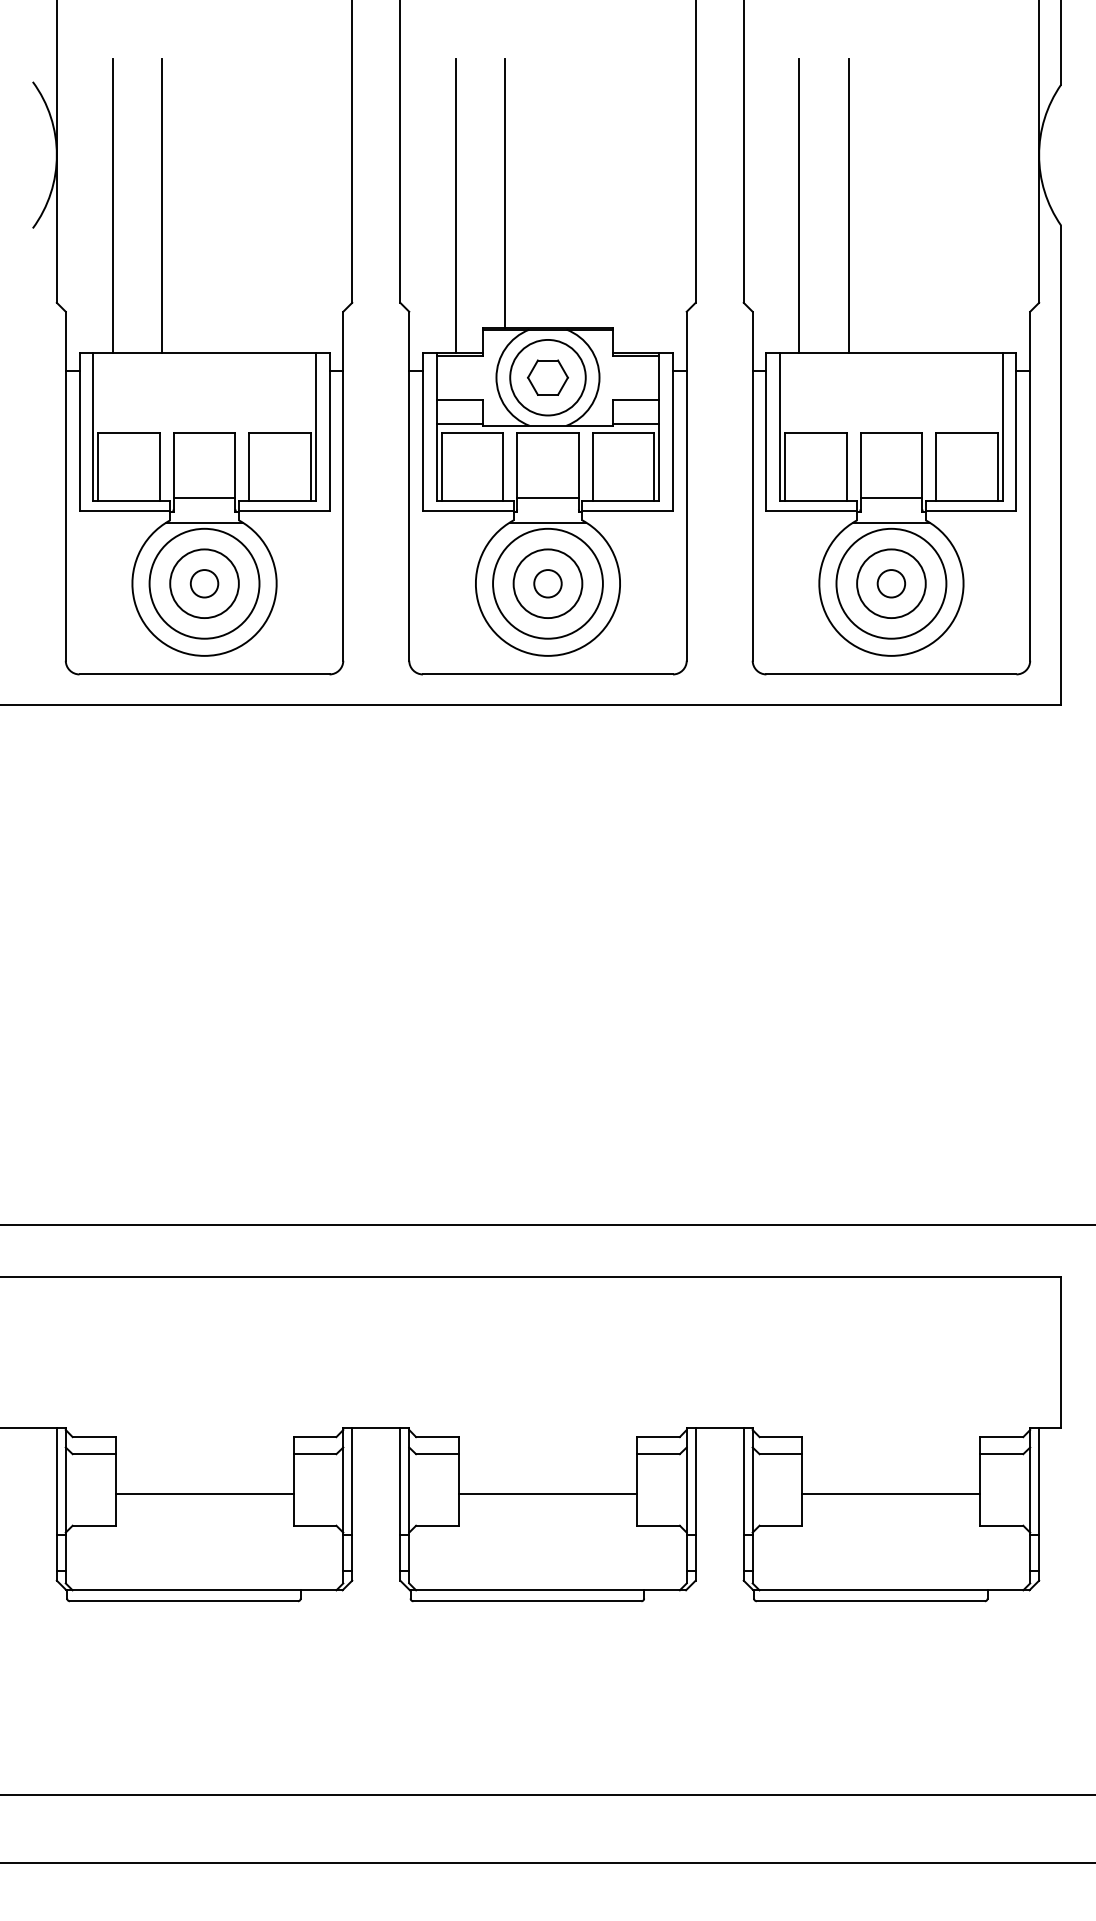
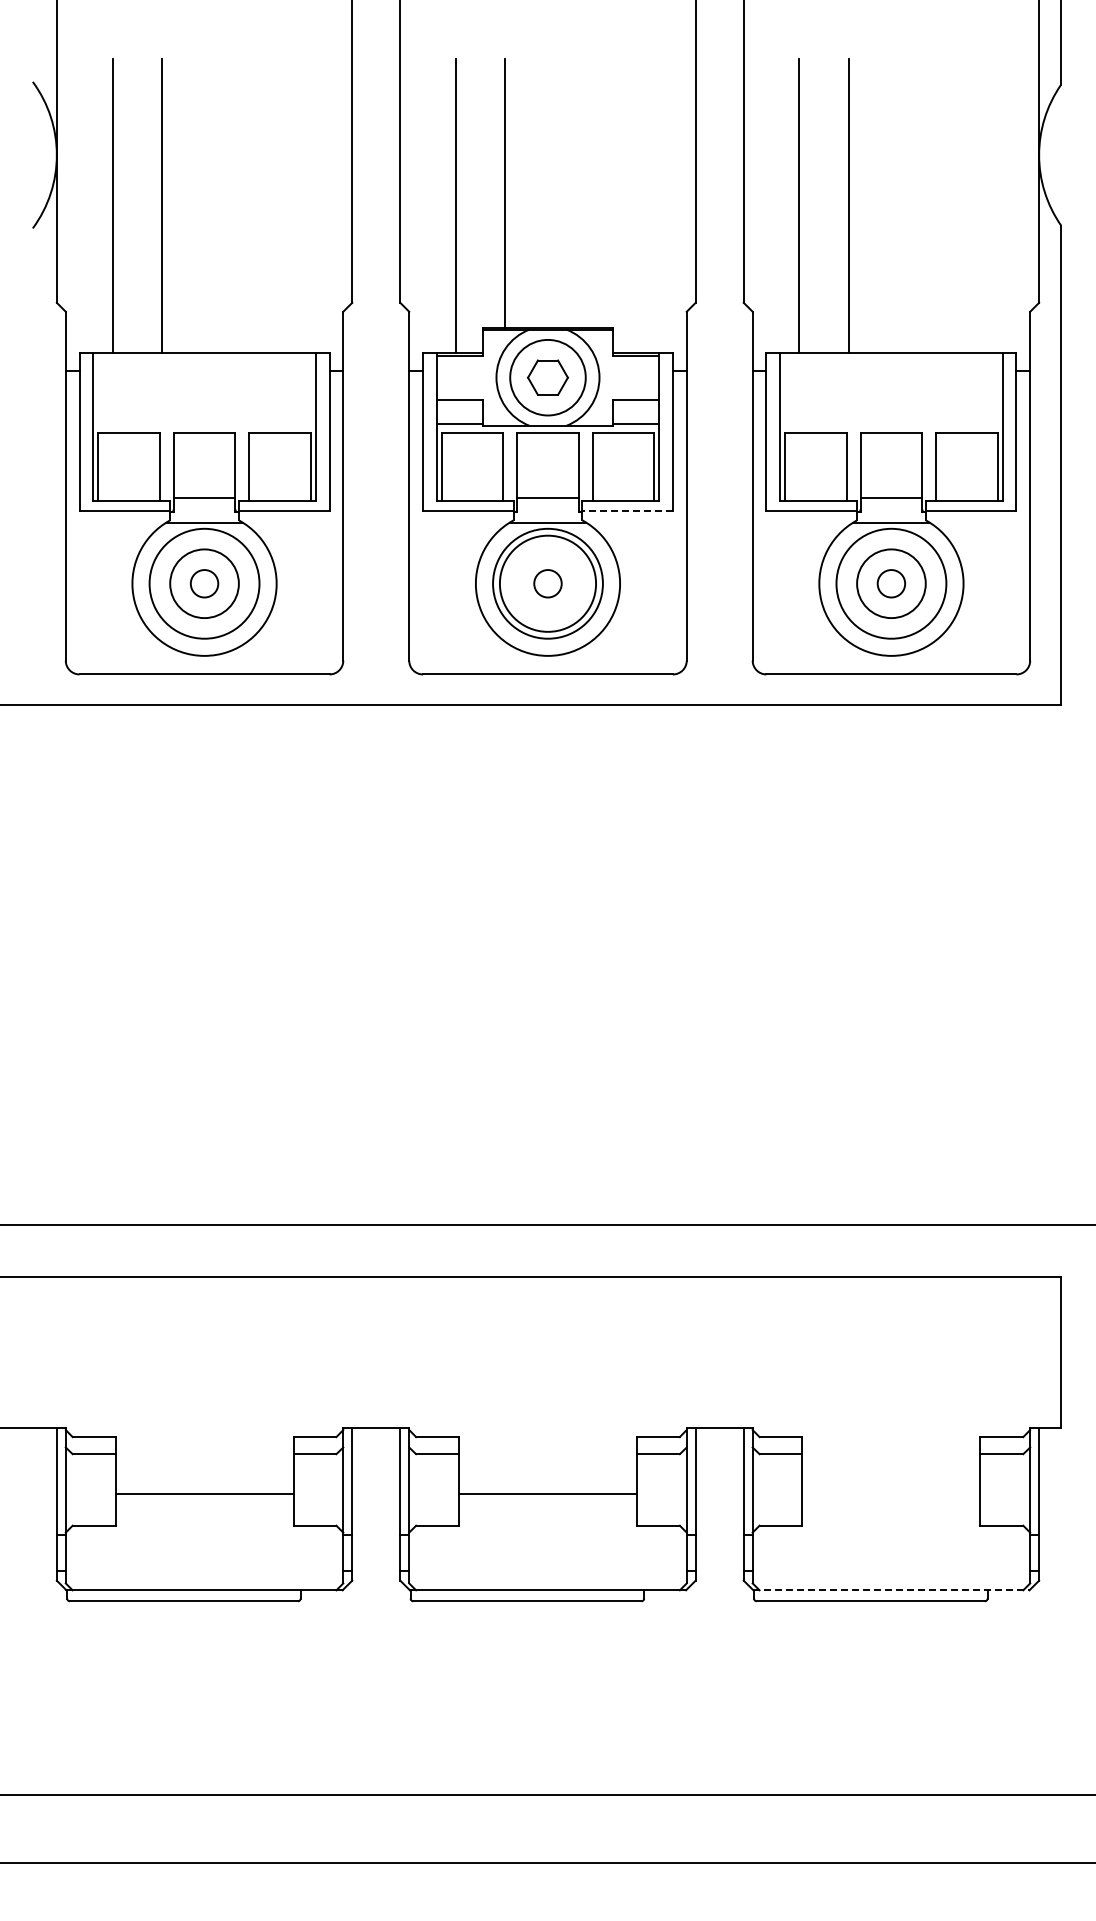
line: solid -> dashed (627, 510)
circle diameter: 69 px -> 96 px (547, 583)
line: present -> none (891, 1494)
line: solid -> dashed (891, 1590)
